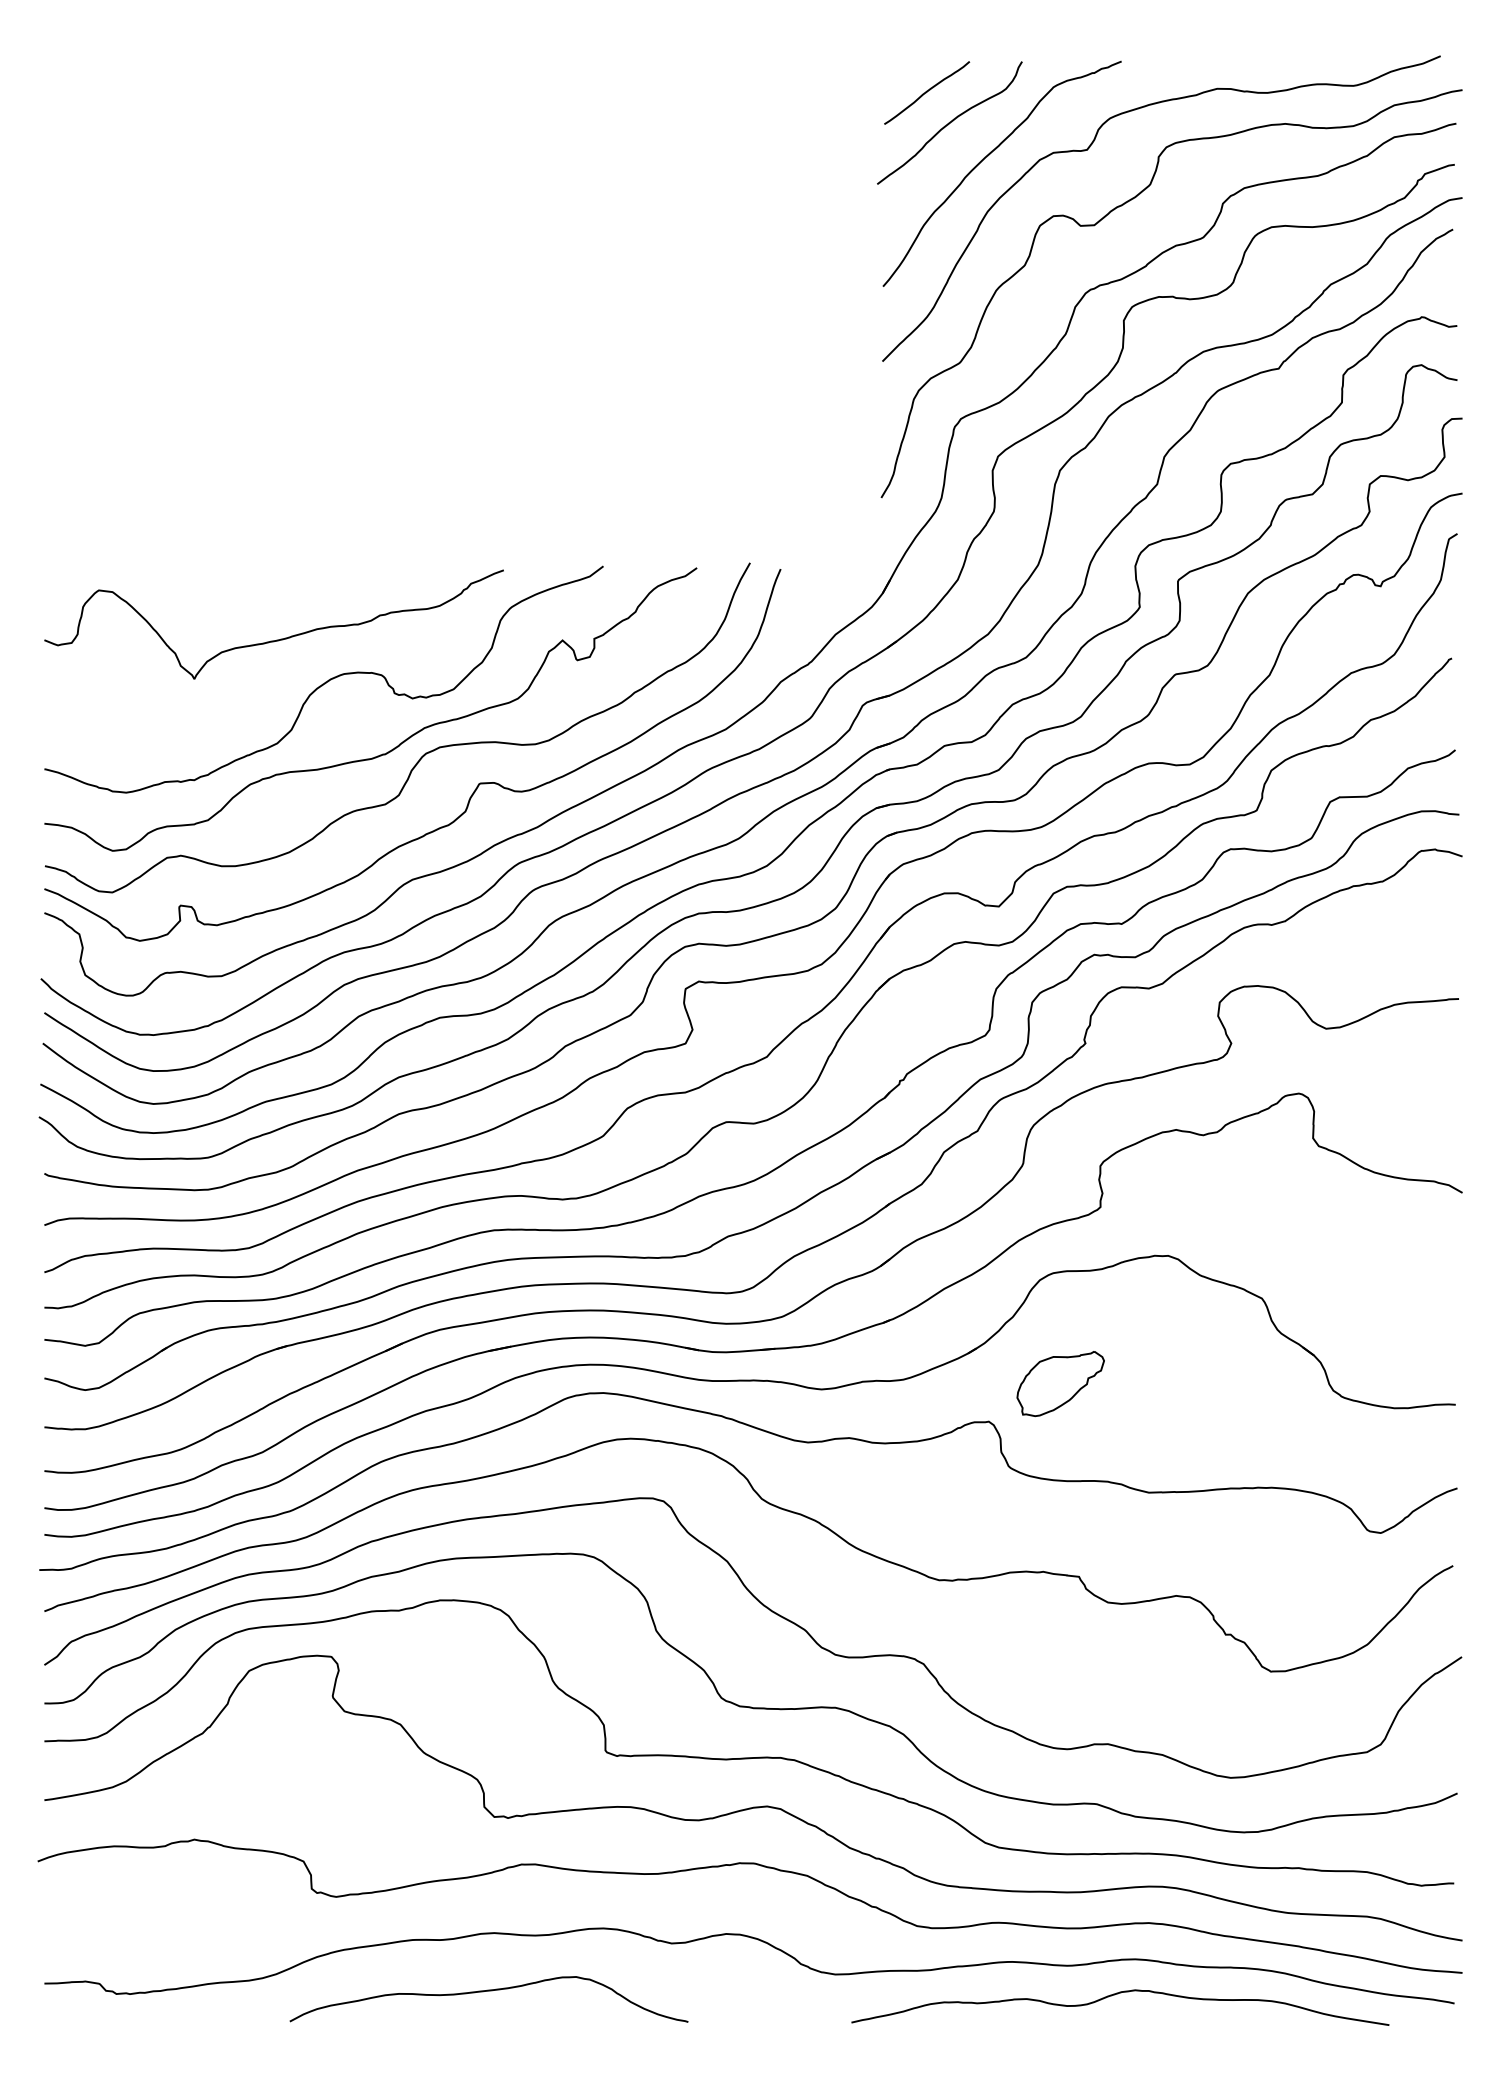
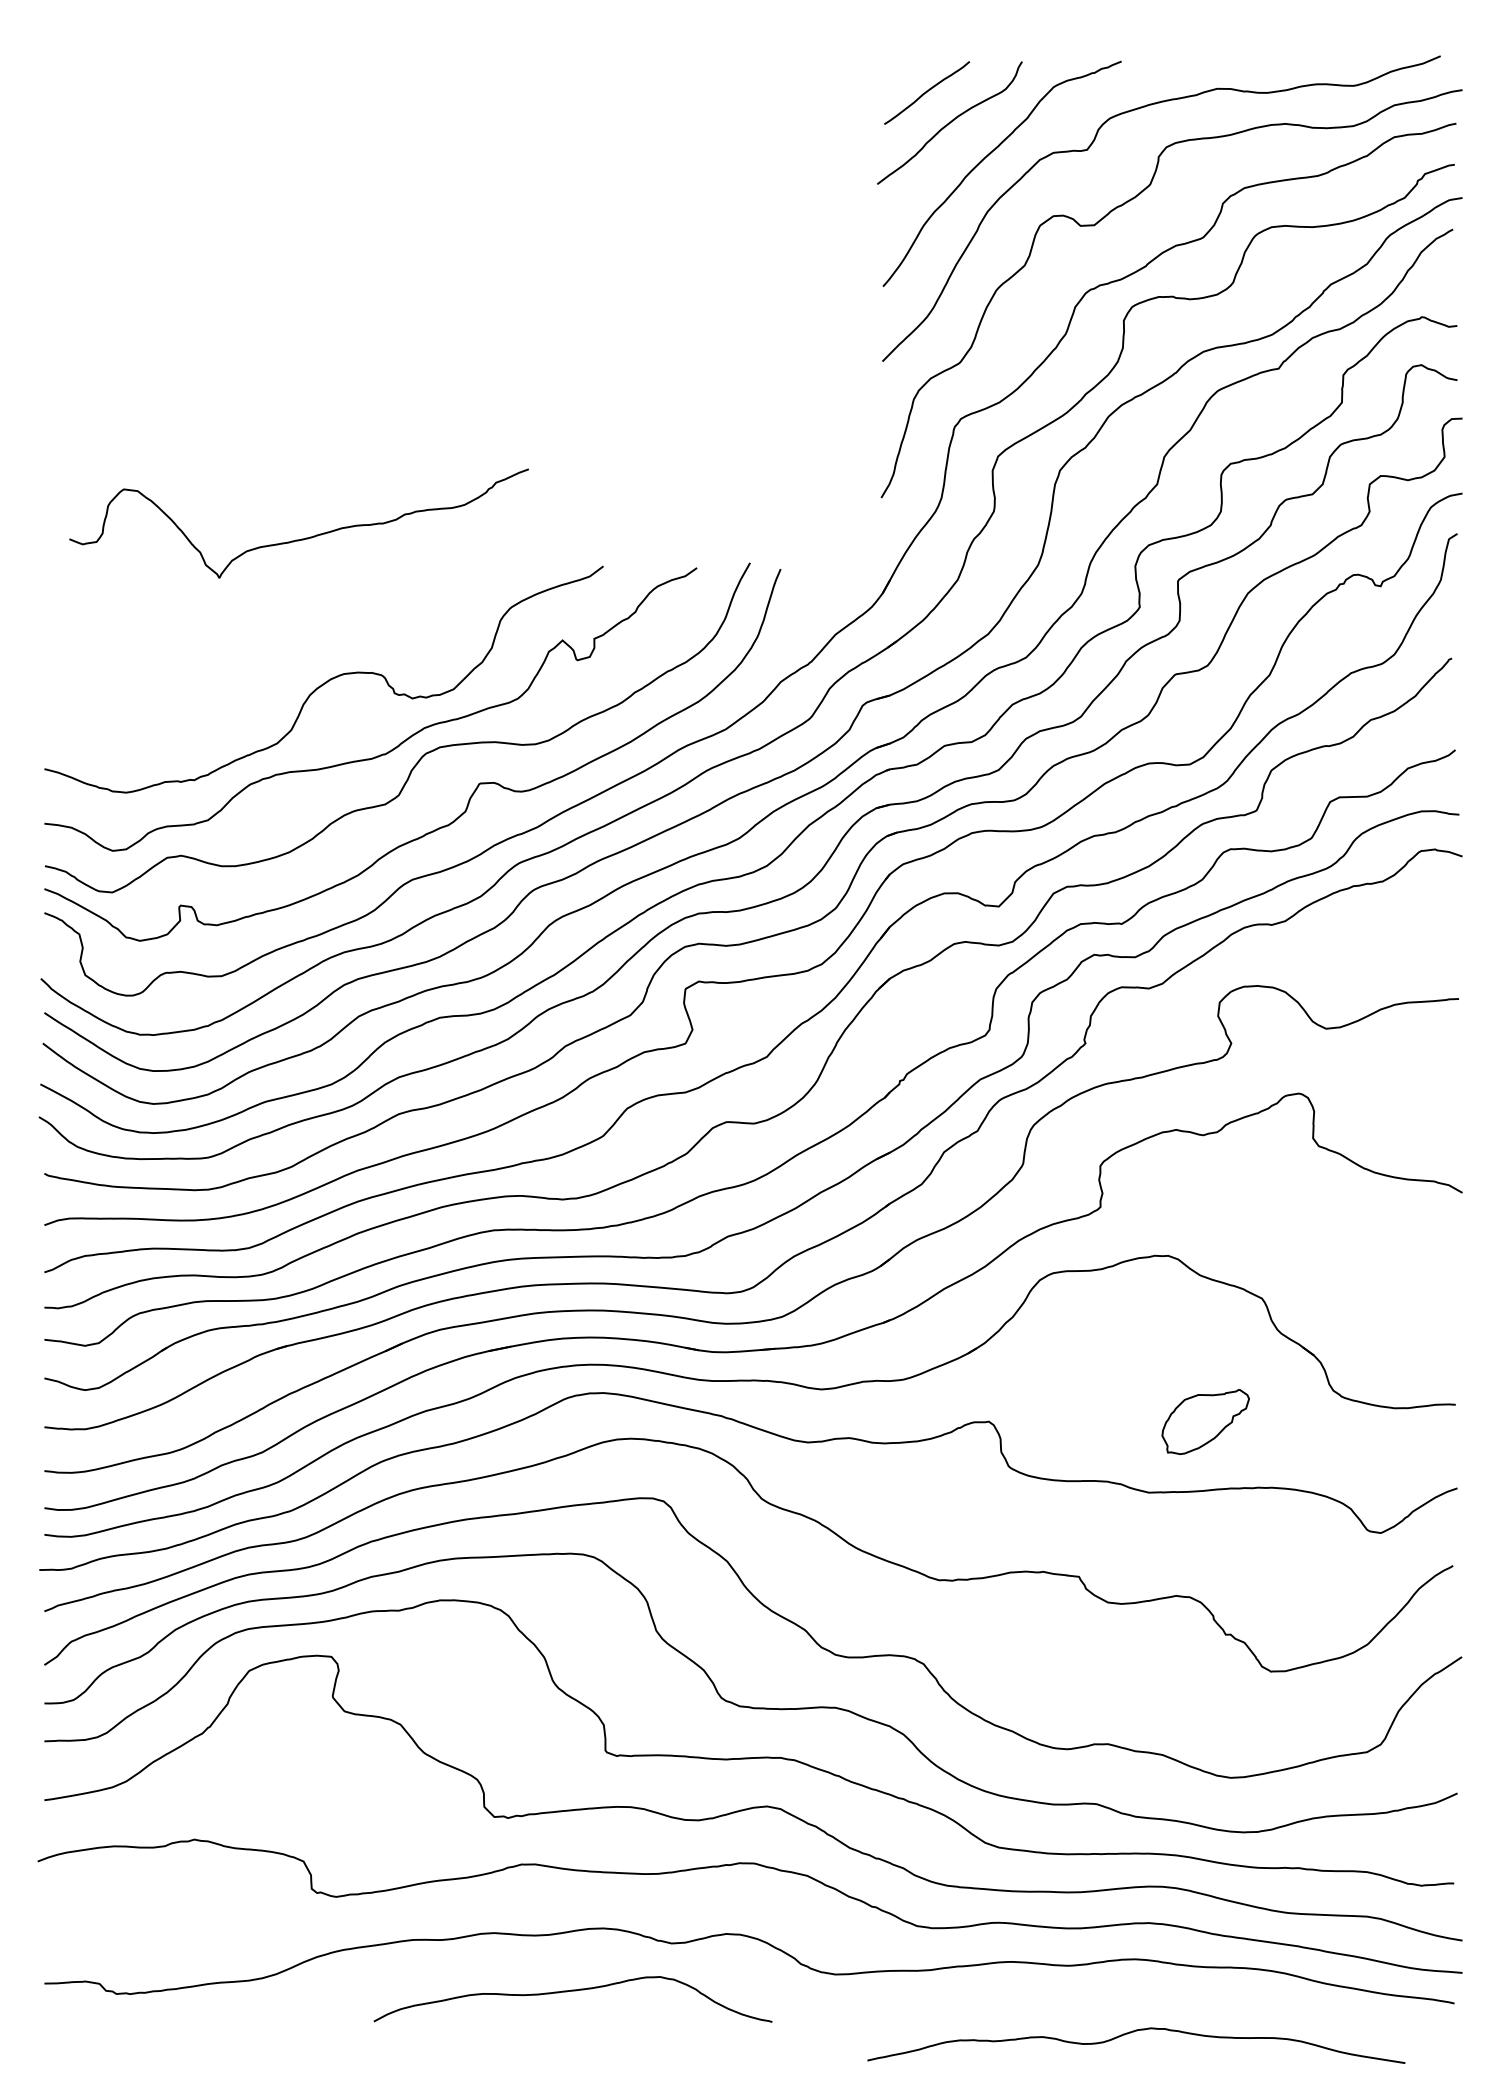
curve position: (276, 639) -> (301, 538) (301, 538)
part position: (1060, 1384) -> (1205, 1422) (1205, 1422)
curve position: (488, 1991) -> (572, 1991) (572, 1991)
curve position: (1118, 1994) -> (1134, 2032) (1134, 2032)
